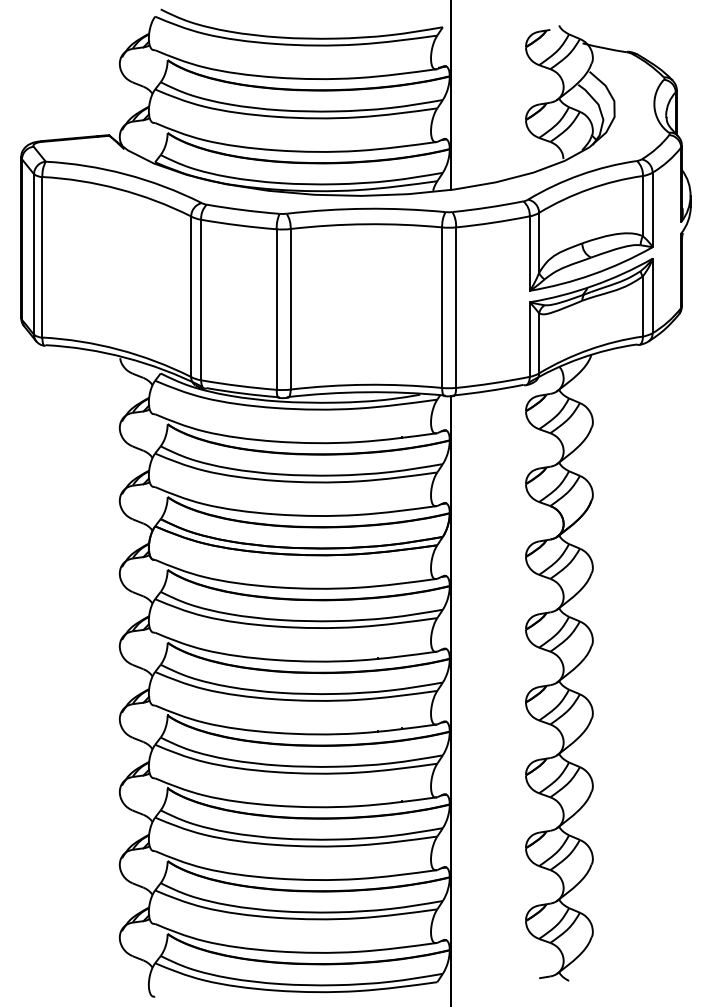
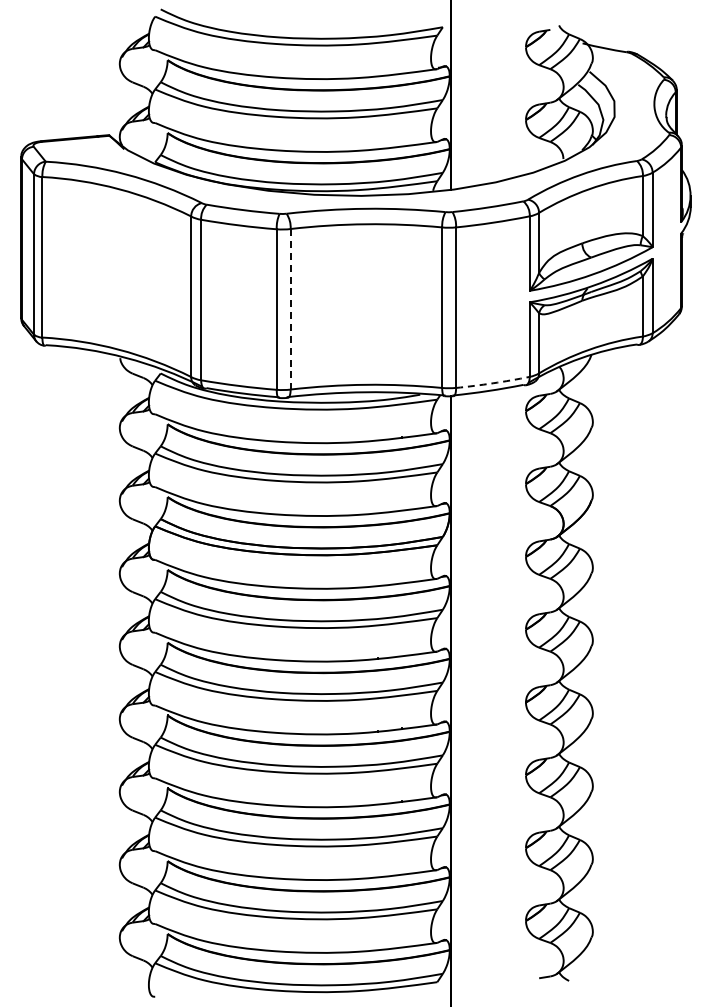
line: solid -> dashed (290, 309)
arc: solid -> dashed (493, 383)
